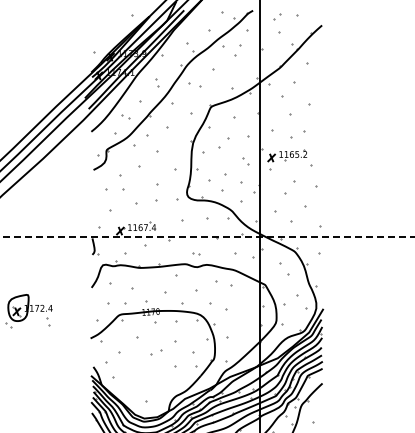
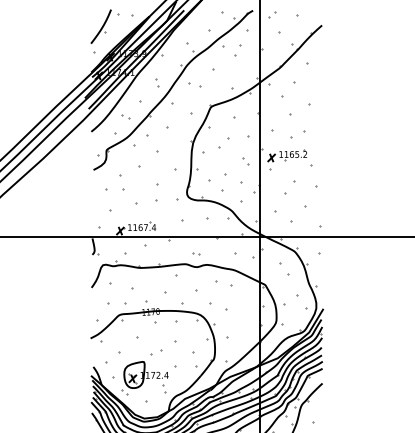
part position: (277, 16) -> (272, 14) (272, 14)
part: none -> present (104, 26)
line: dashed -> solid (207, 236)
part position: (28, 311) -> (144, 378) (144, 378)
